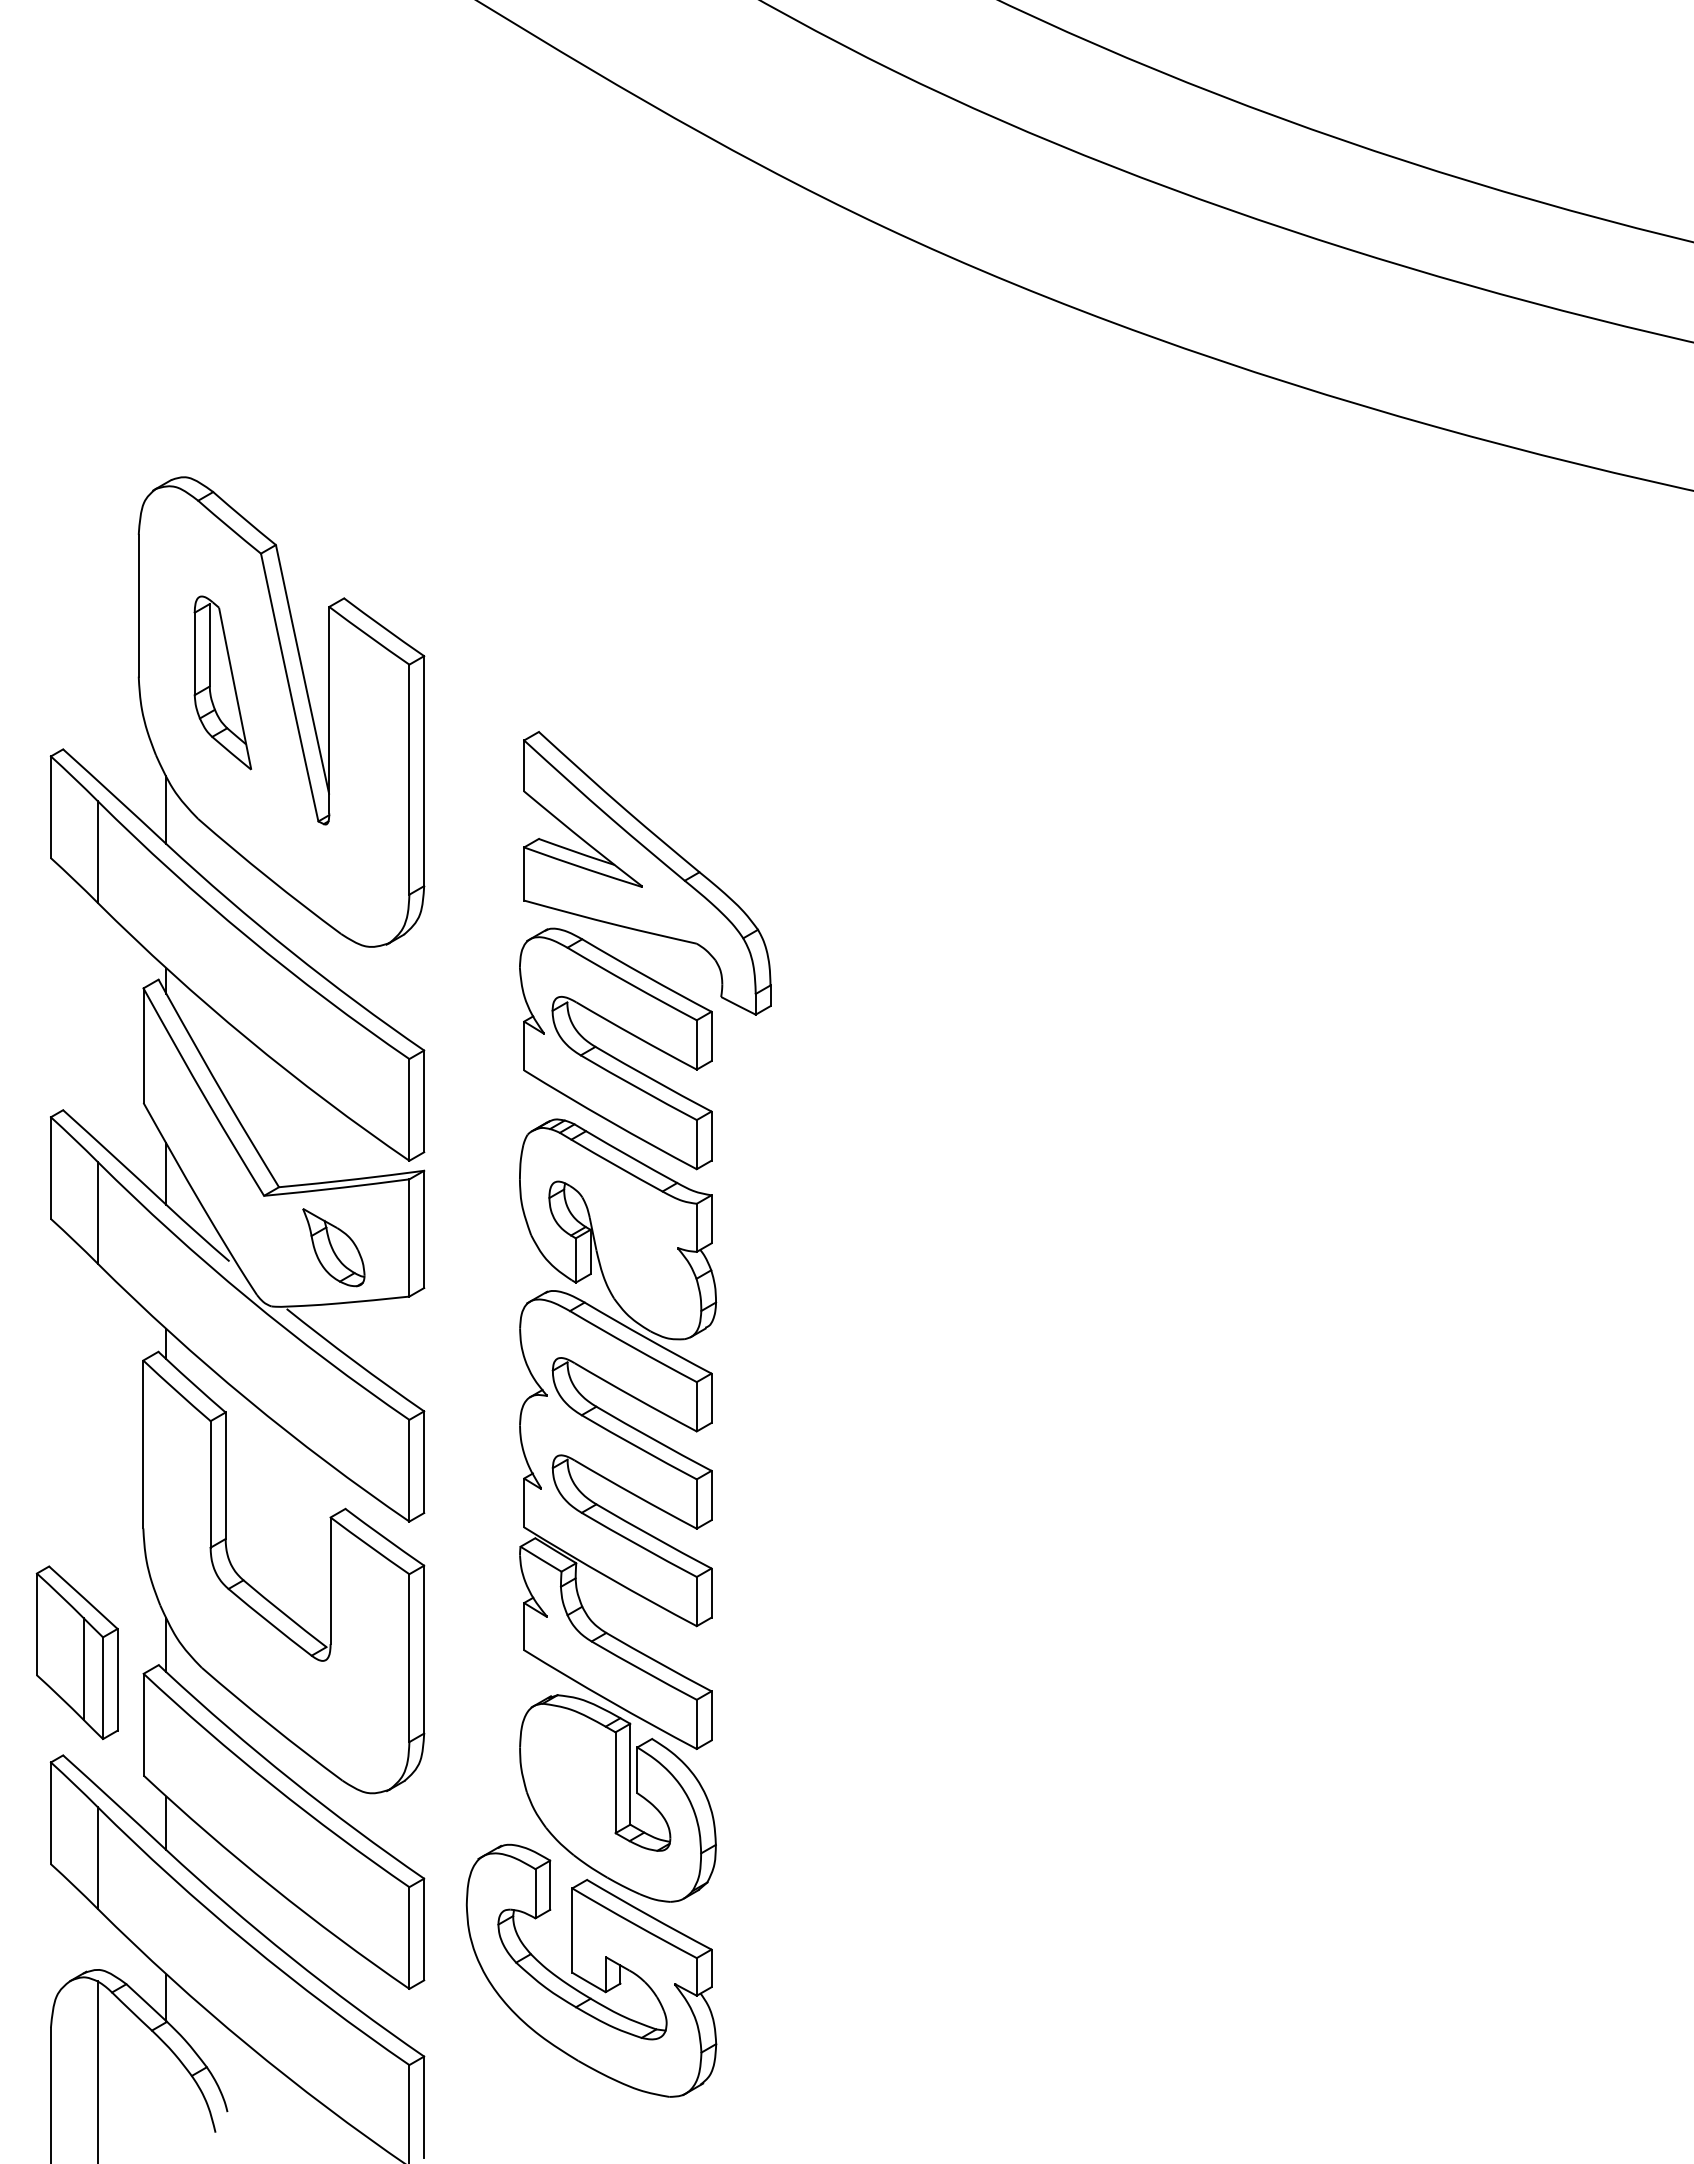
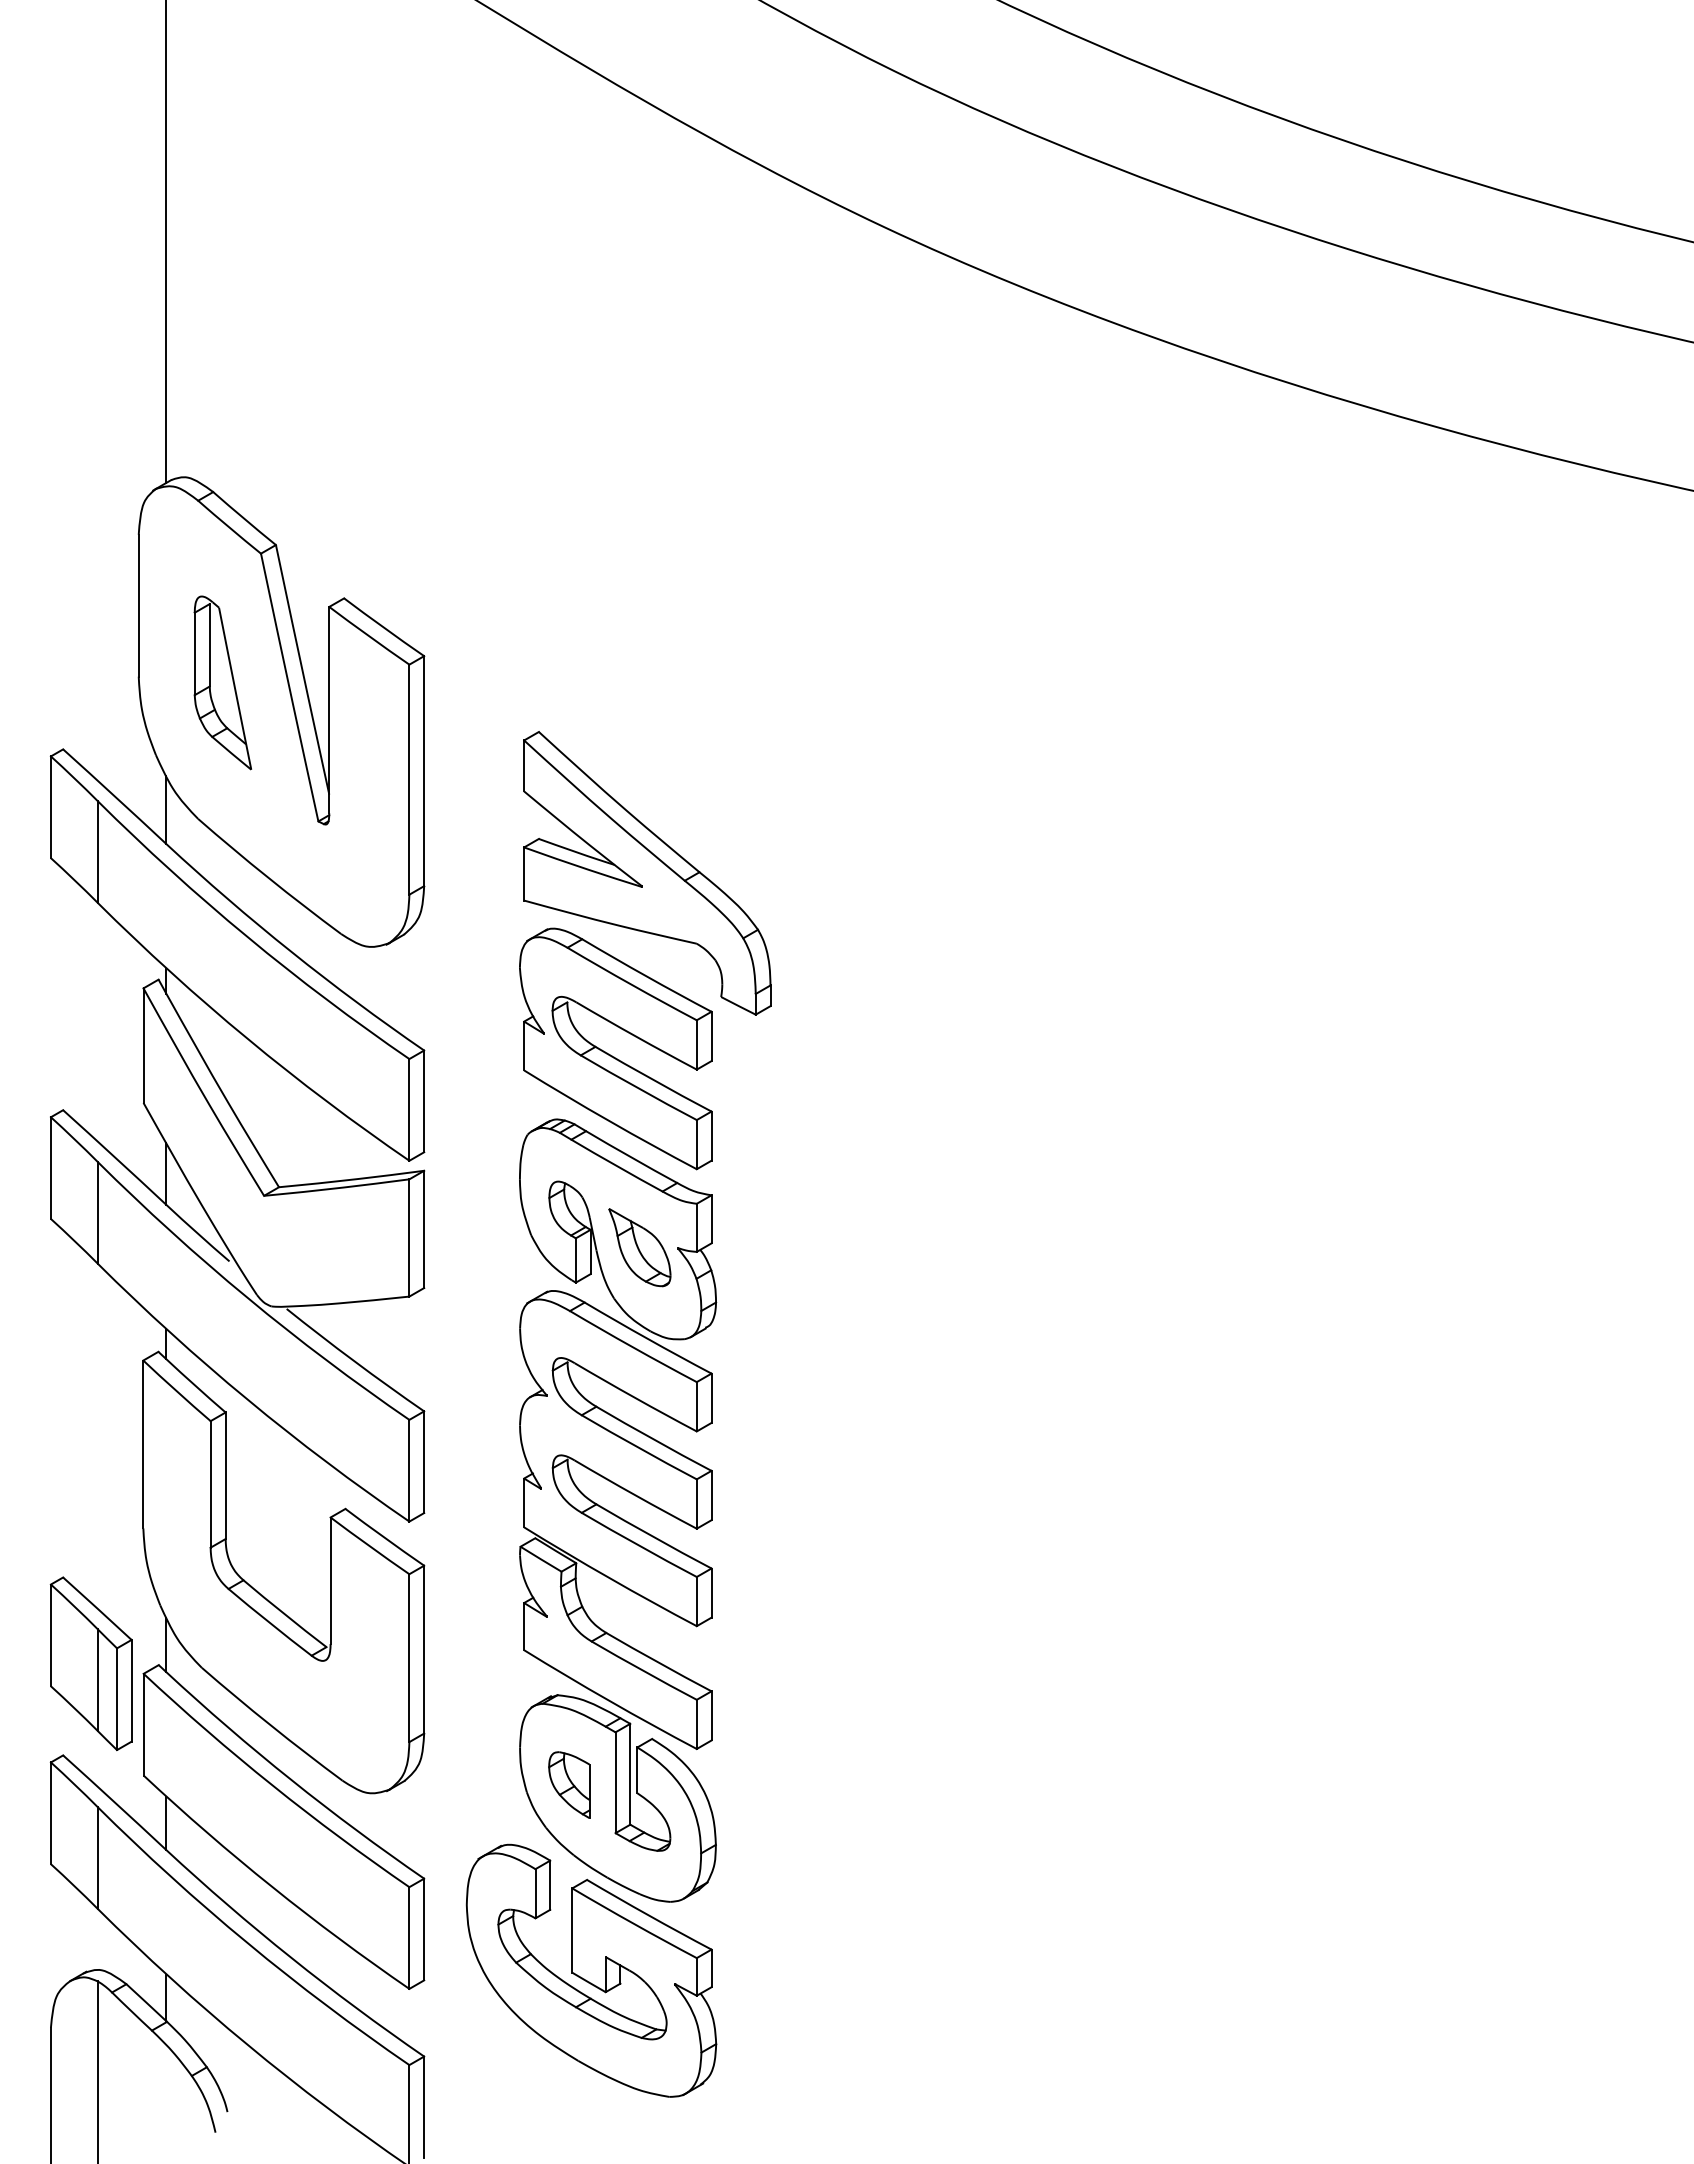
line: none -> present (166, 242)
part position: (333, 1247) -> (639, 1247) (639, 1247)
part position: (76, 1652) -> (90, 1663) (90, 1663)
part: none -> present (569, 1784)
